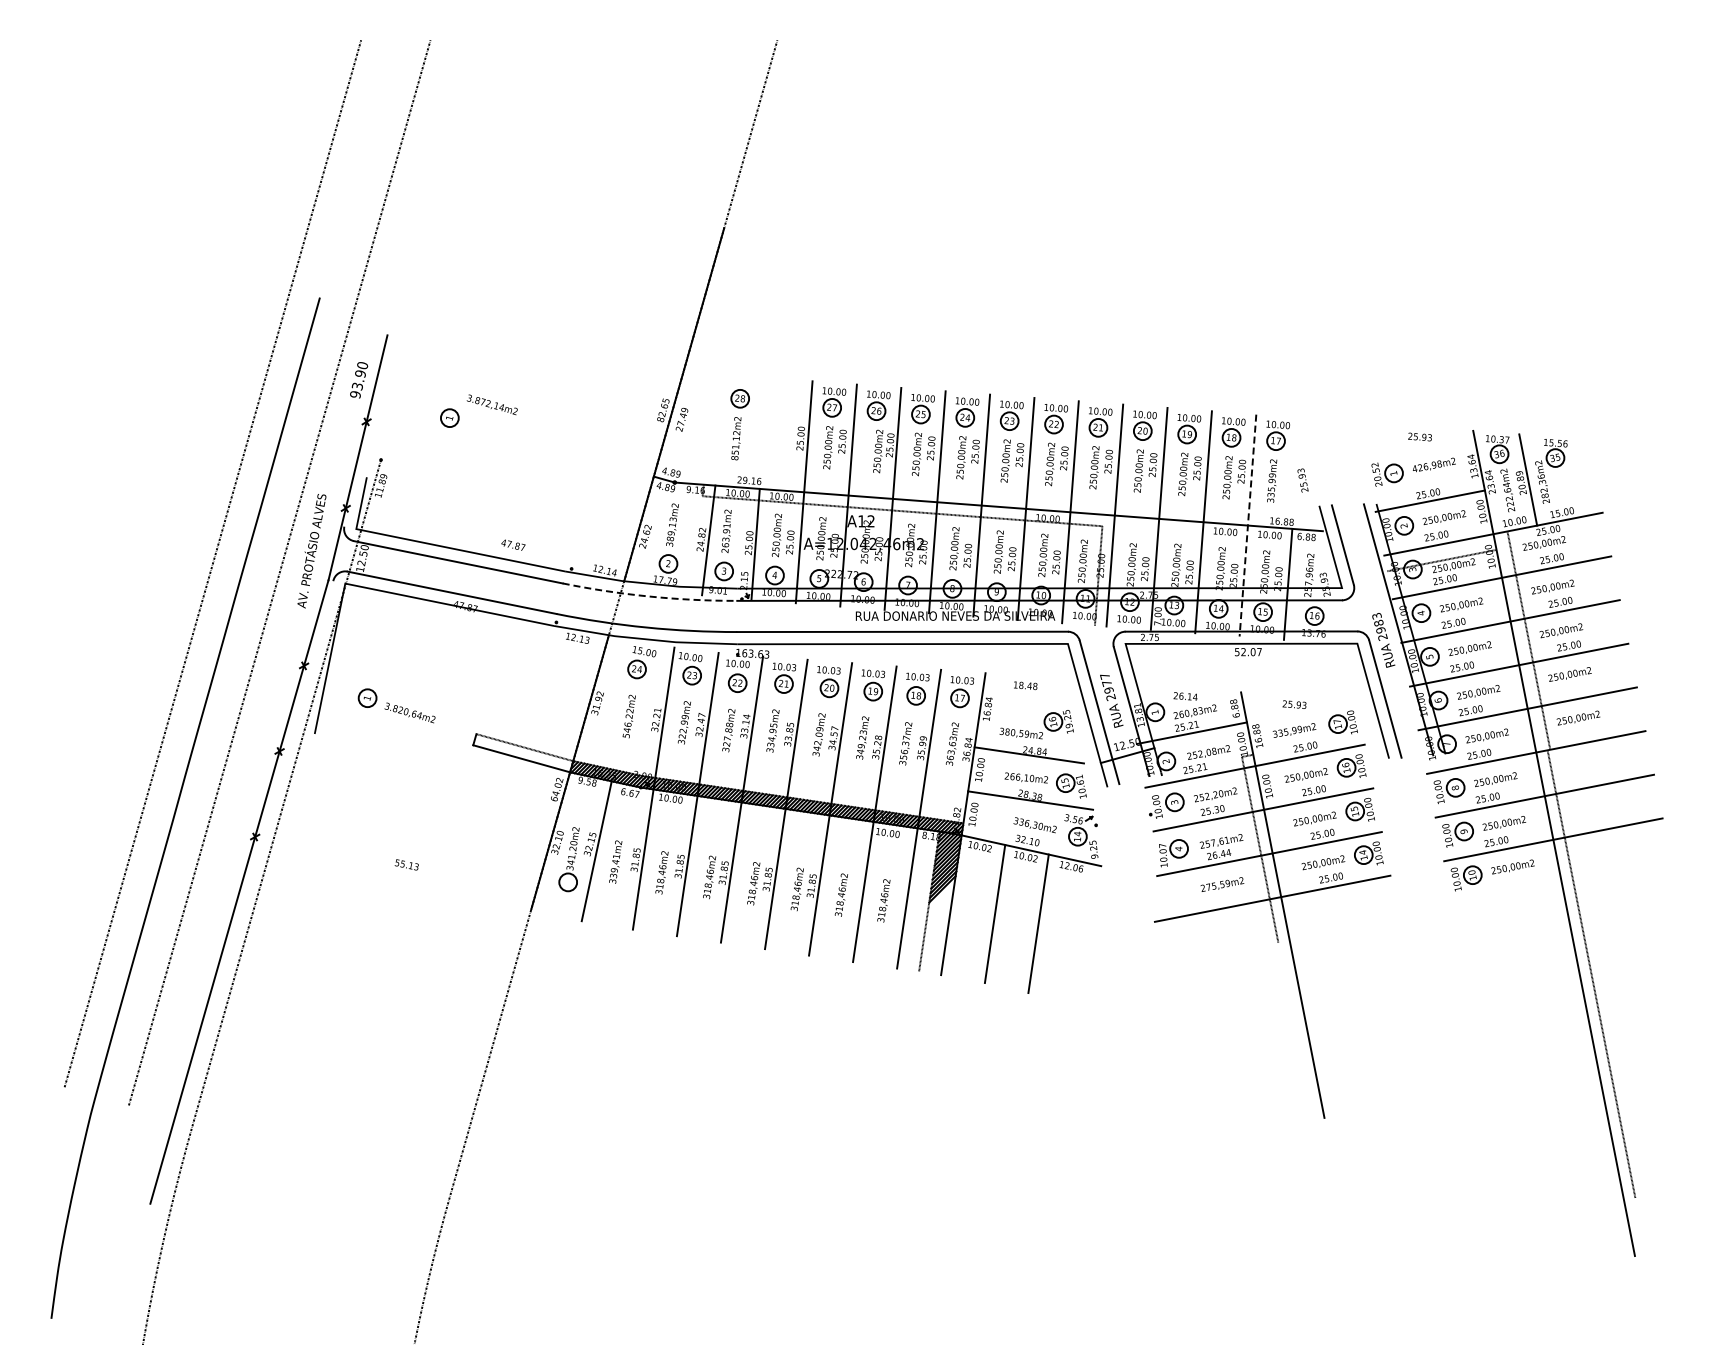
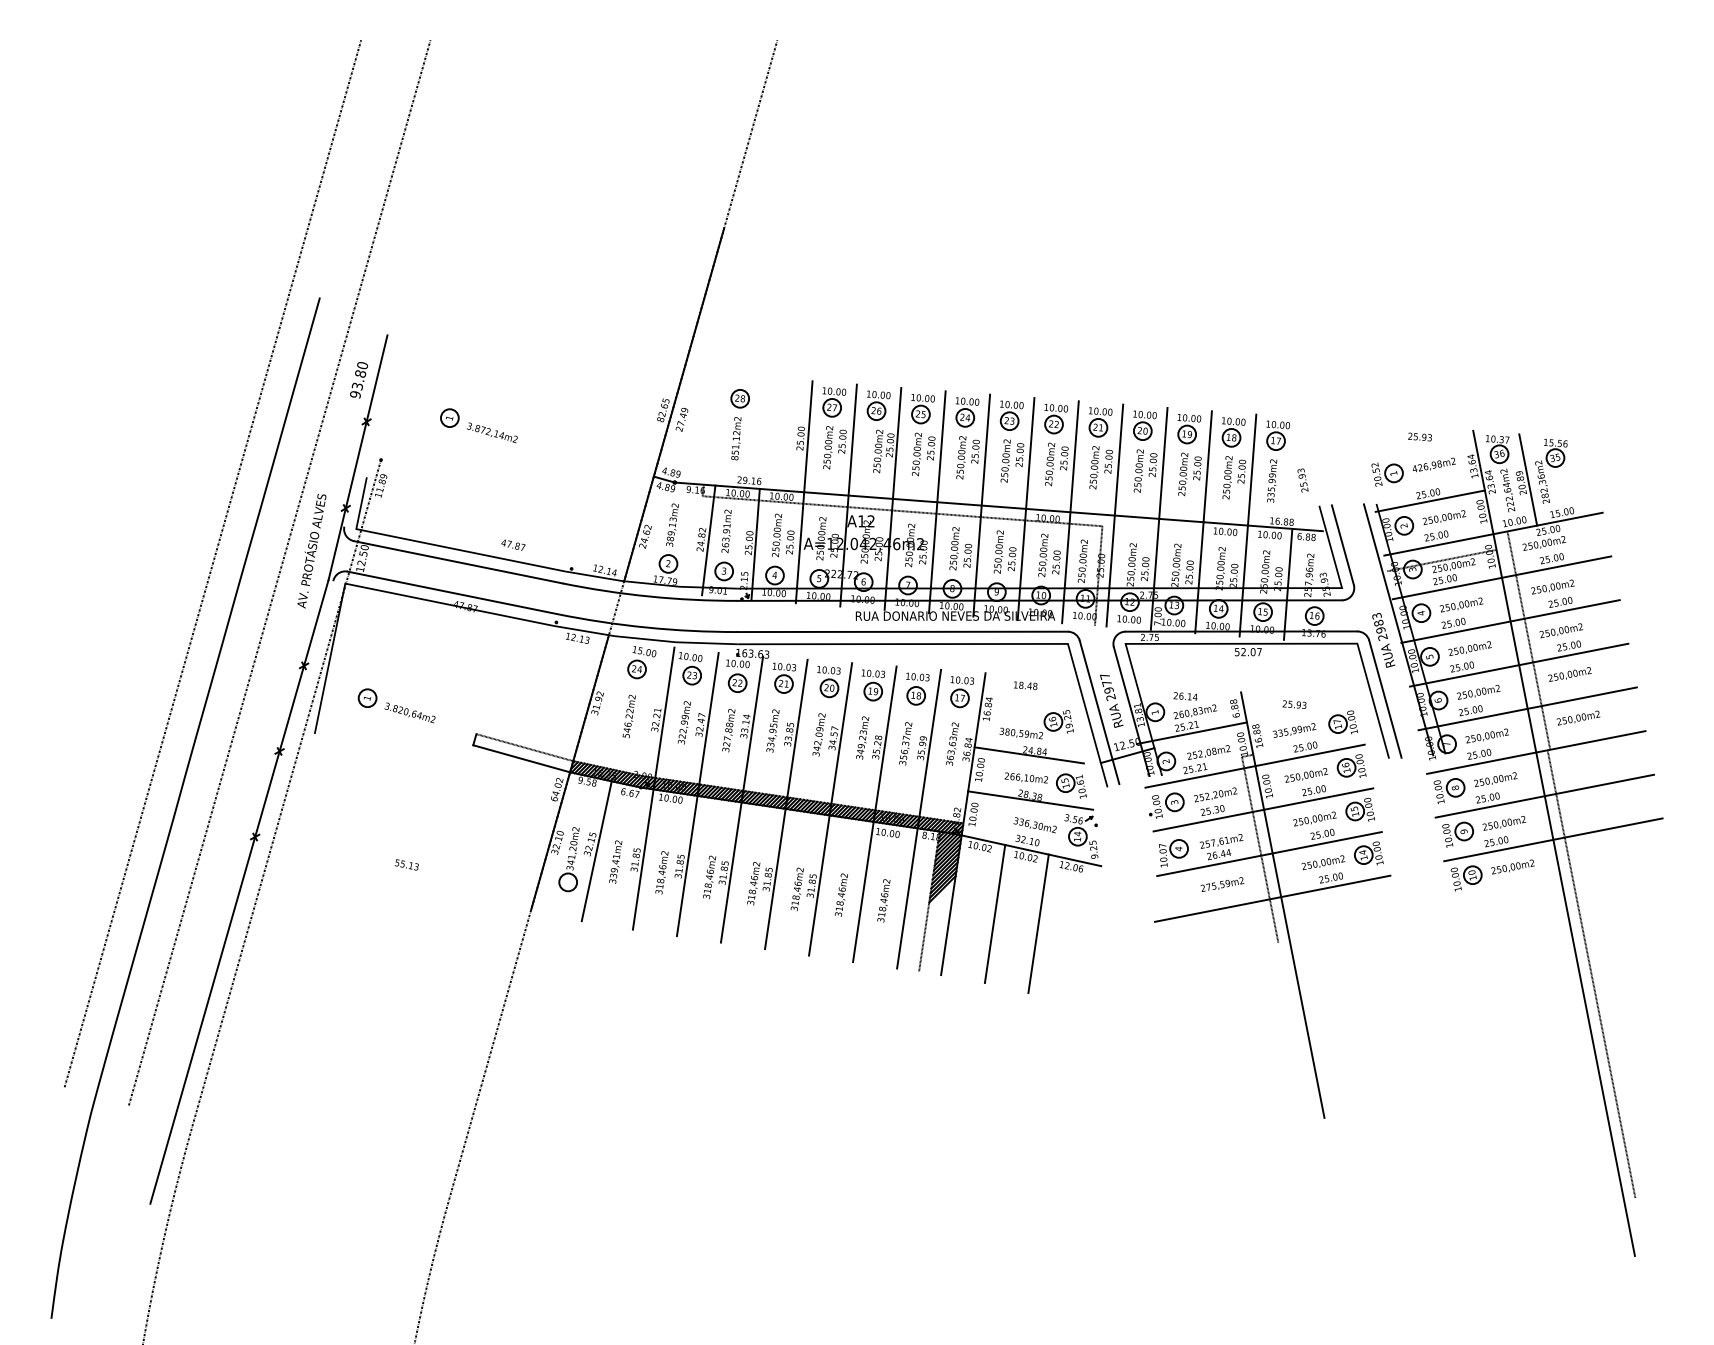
text: 93.90 -> 93.80 (360, 373)
text position: (491, 404) -> (491, 432) (491, 432)
line: dashed -> solid (1247, 526)
arc: dashed -> solid (649, 596)
